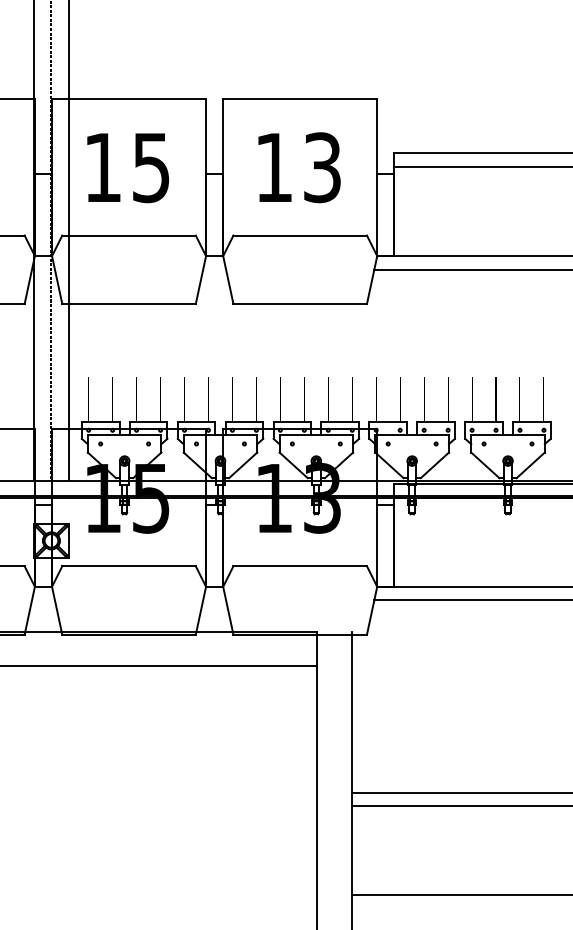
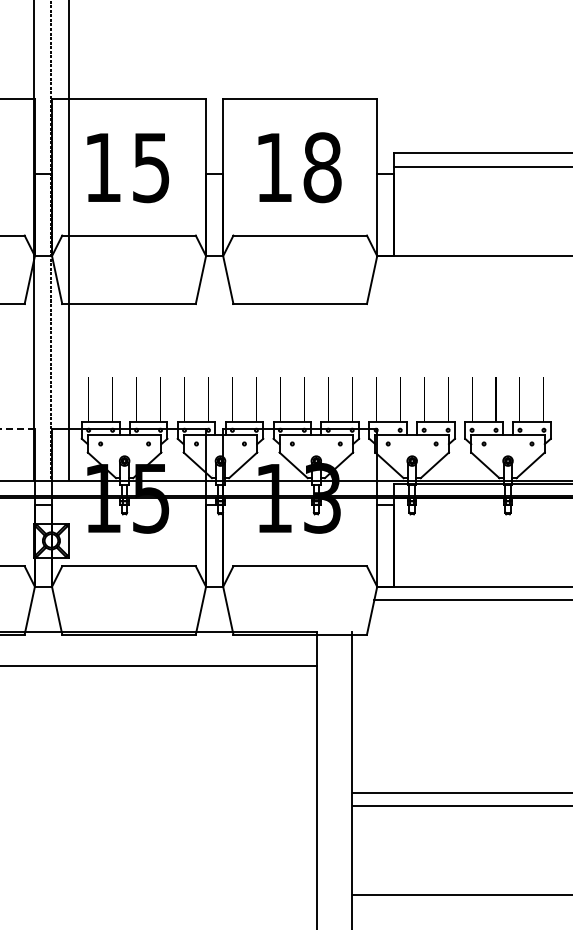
text: 13 -> 18 (322, 167)
line: present -> none (471, 269)
line: solid -> dashed (17, 429)
